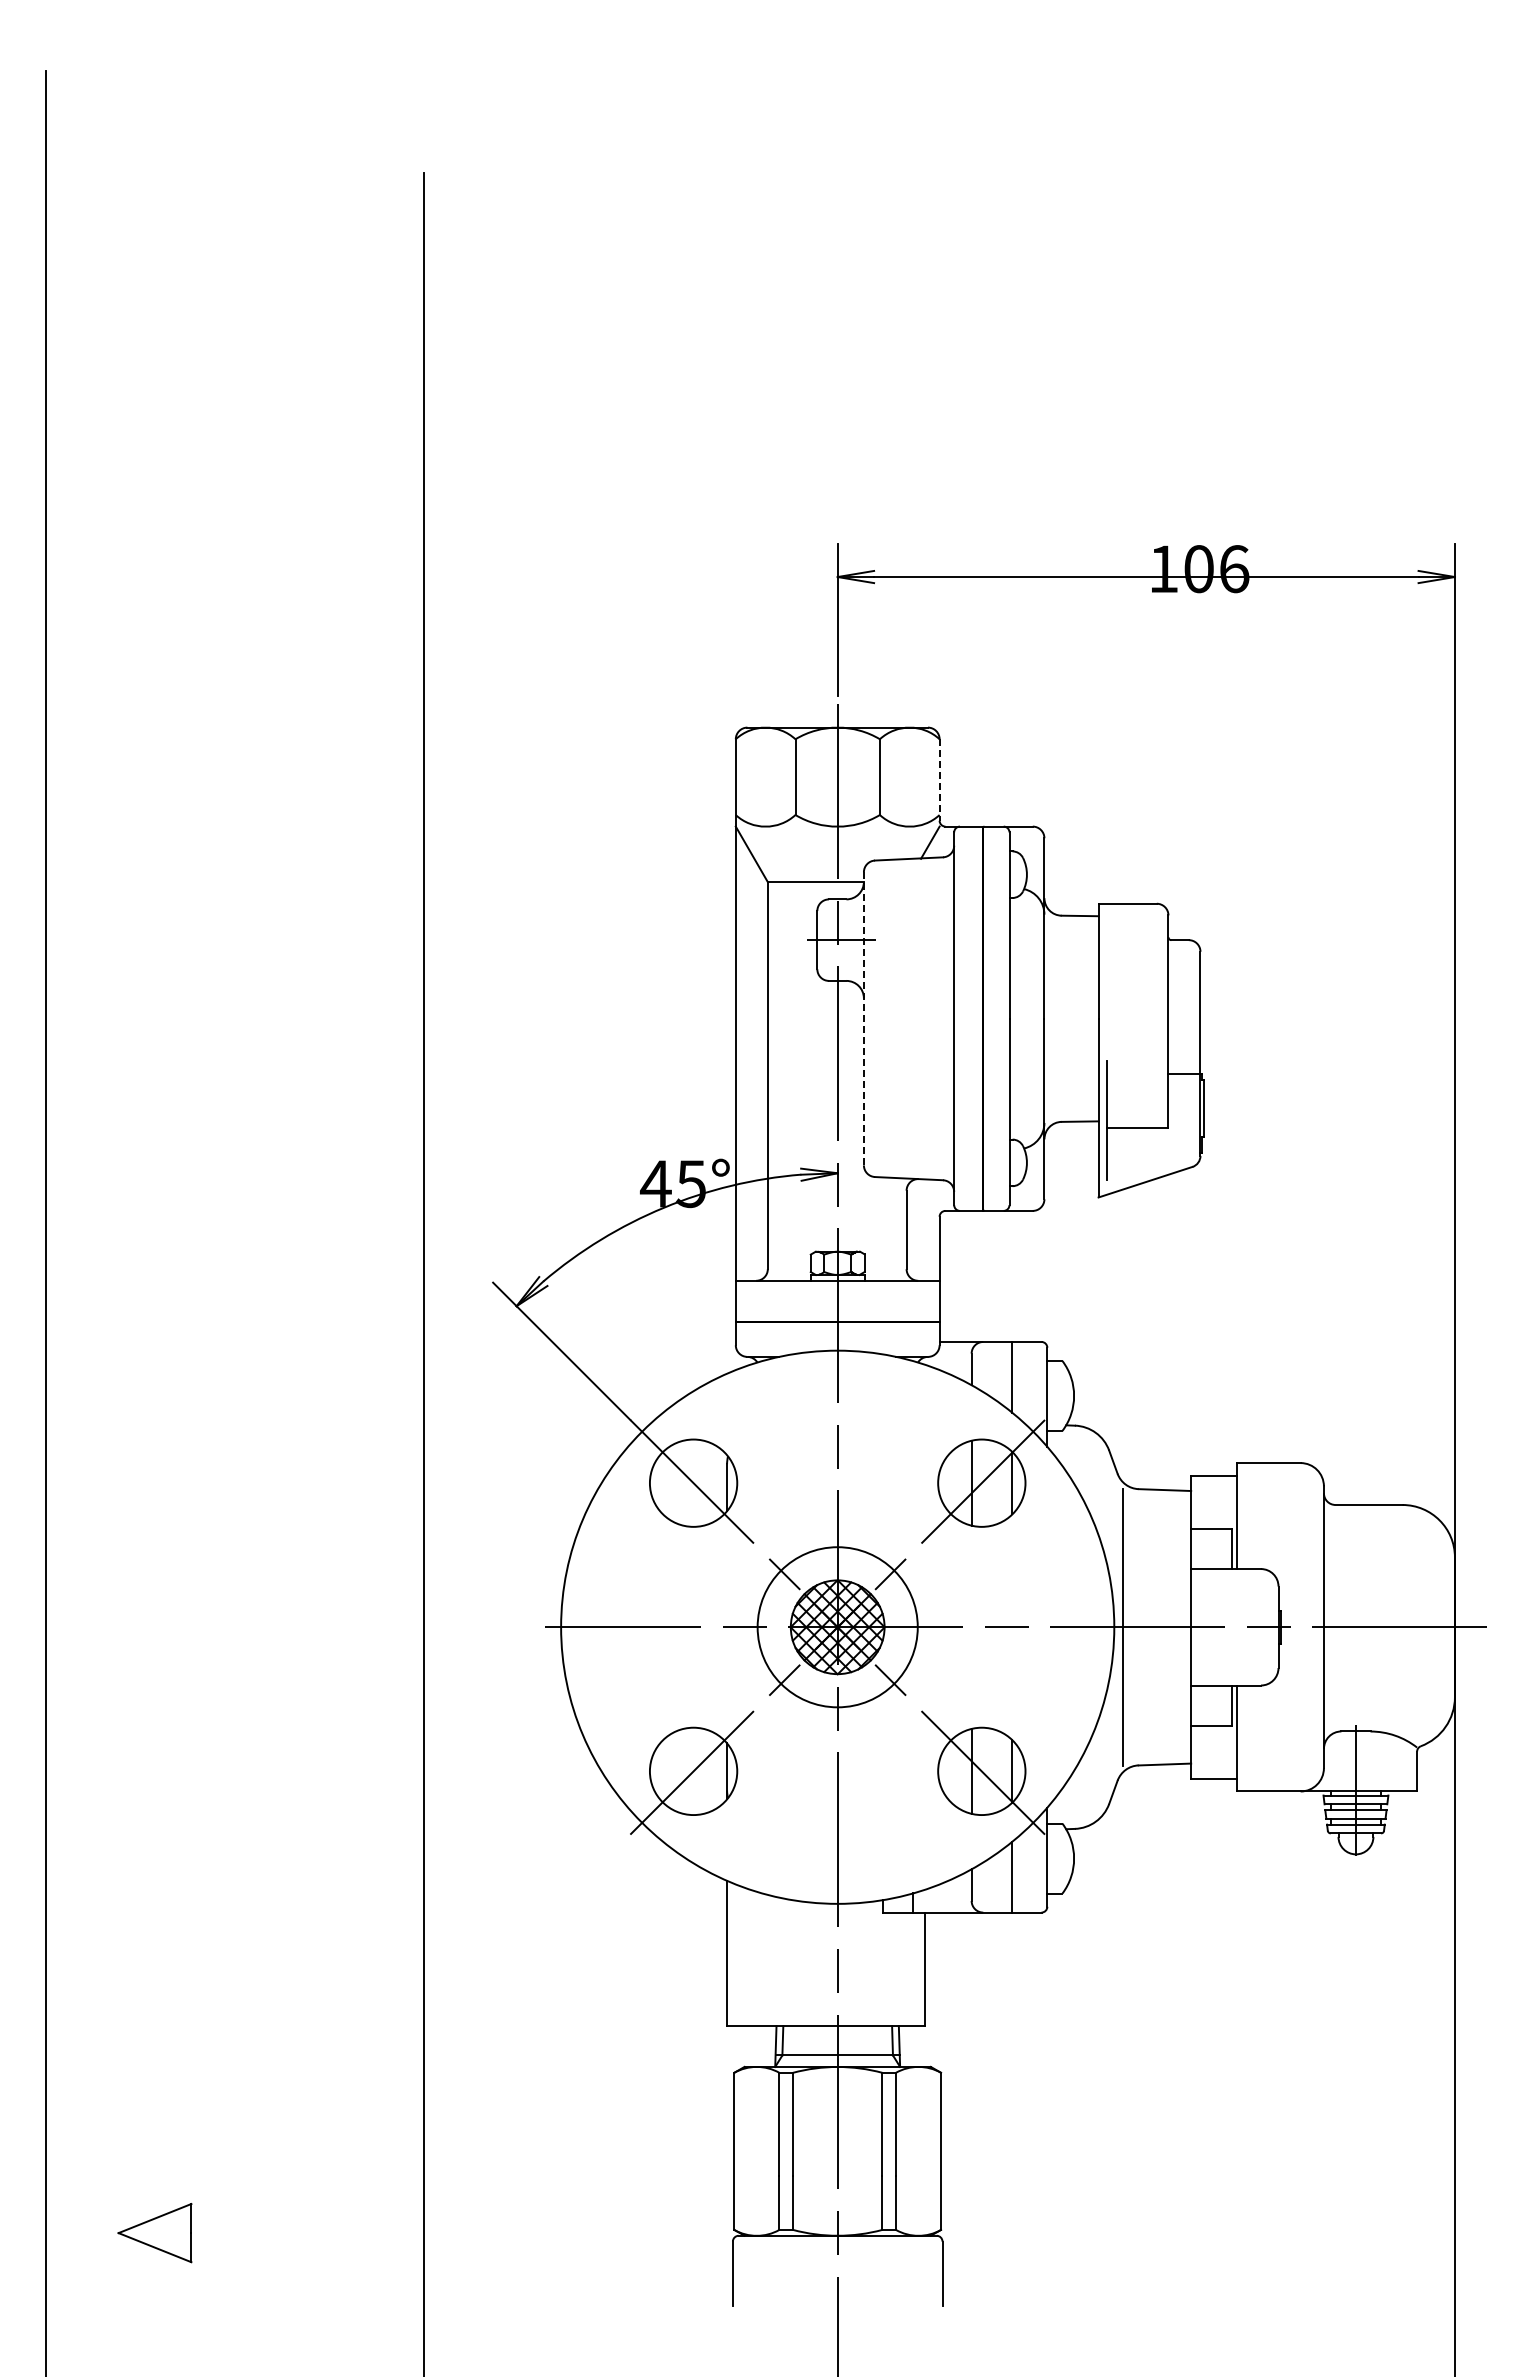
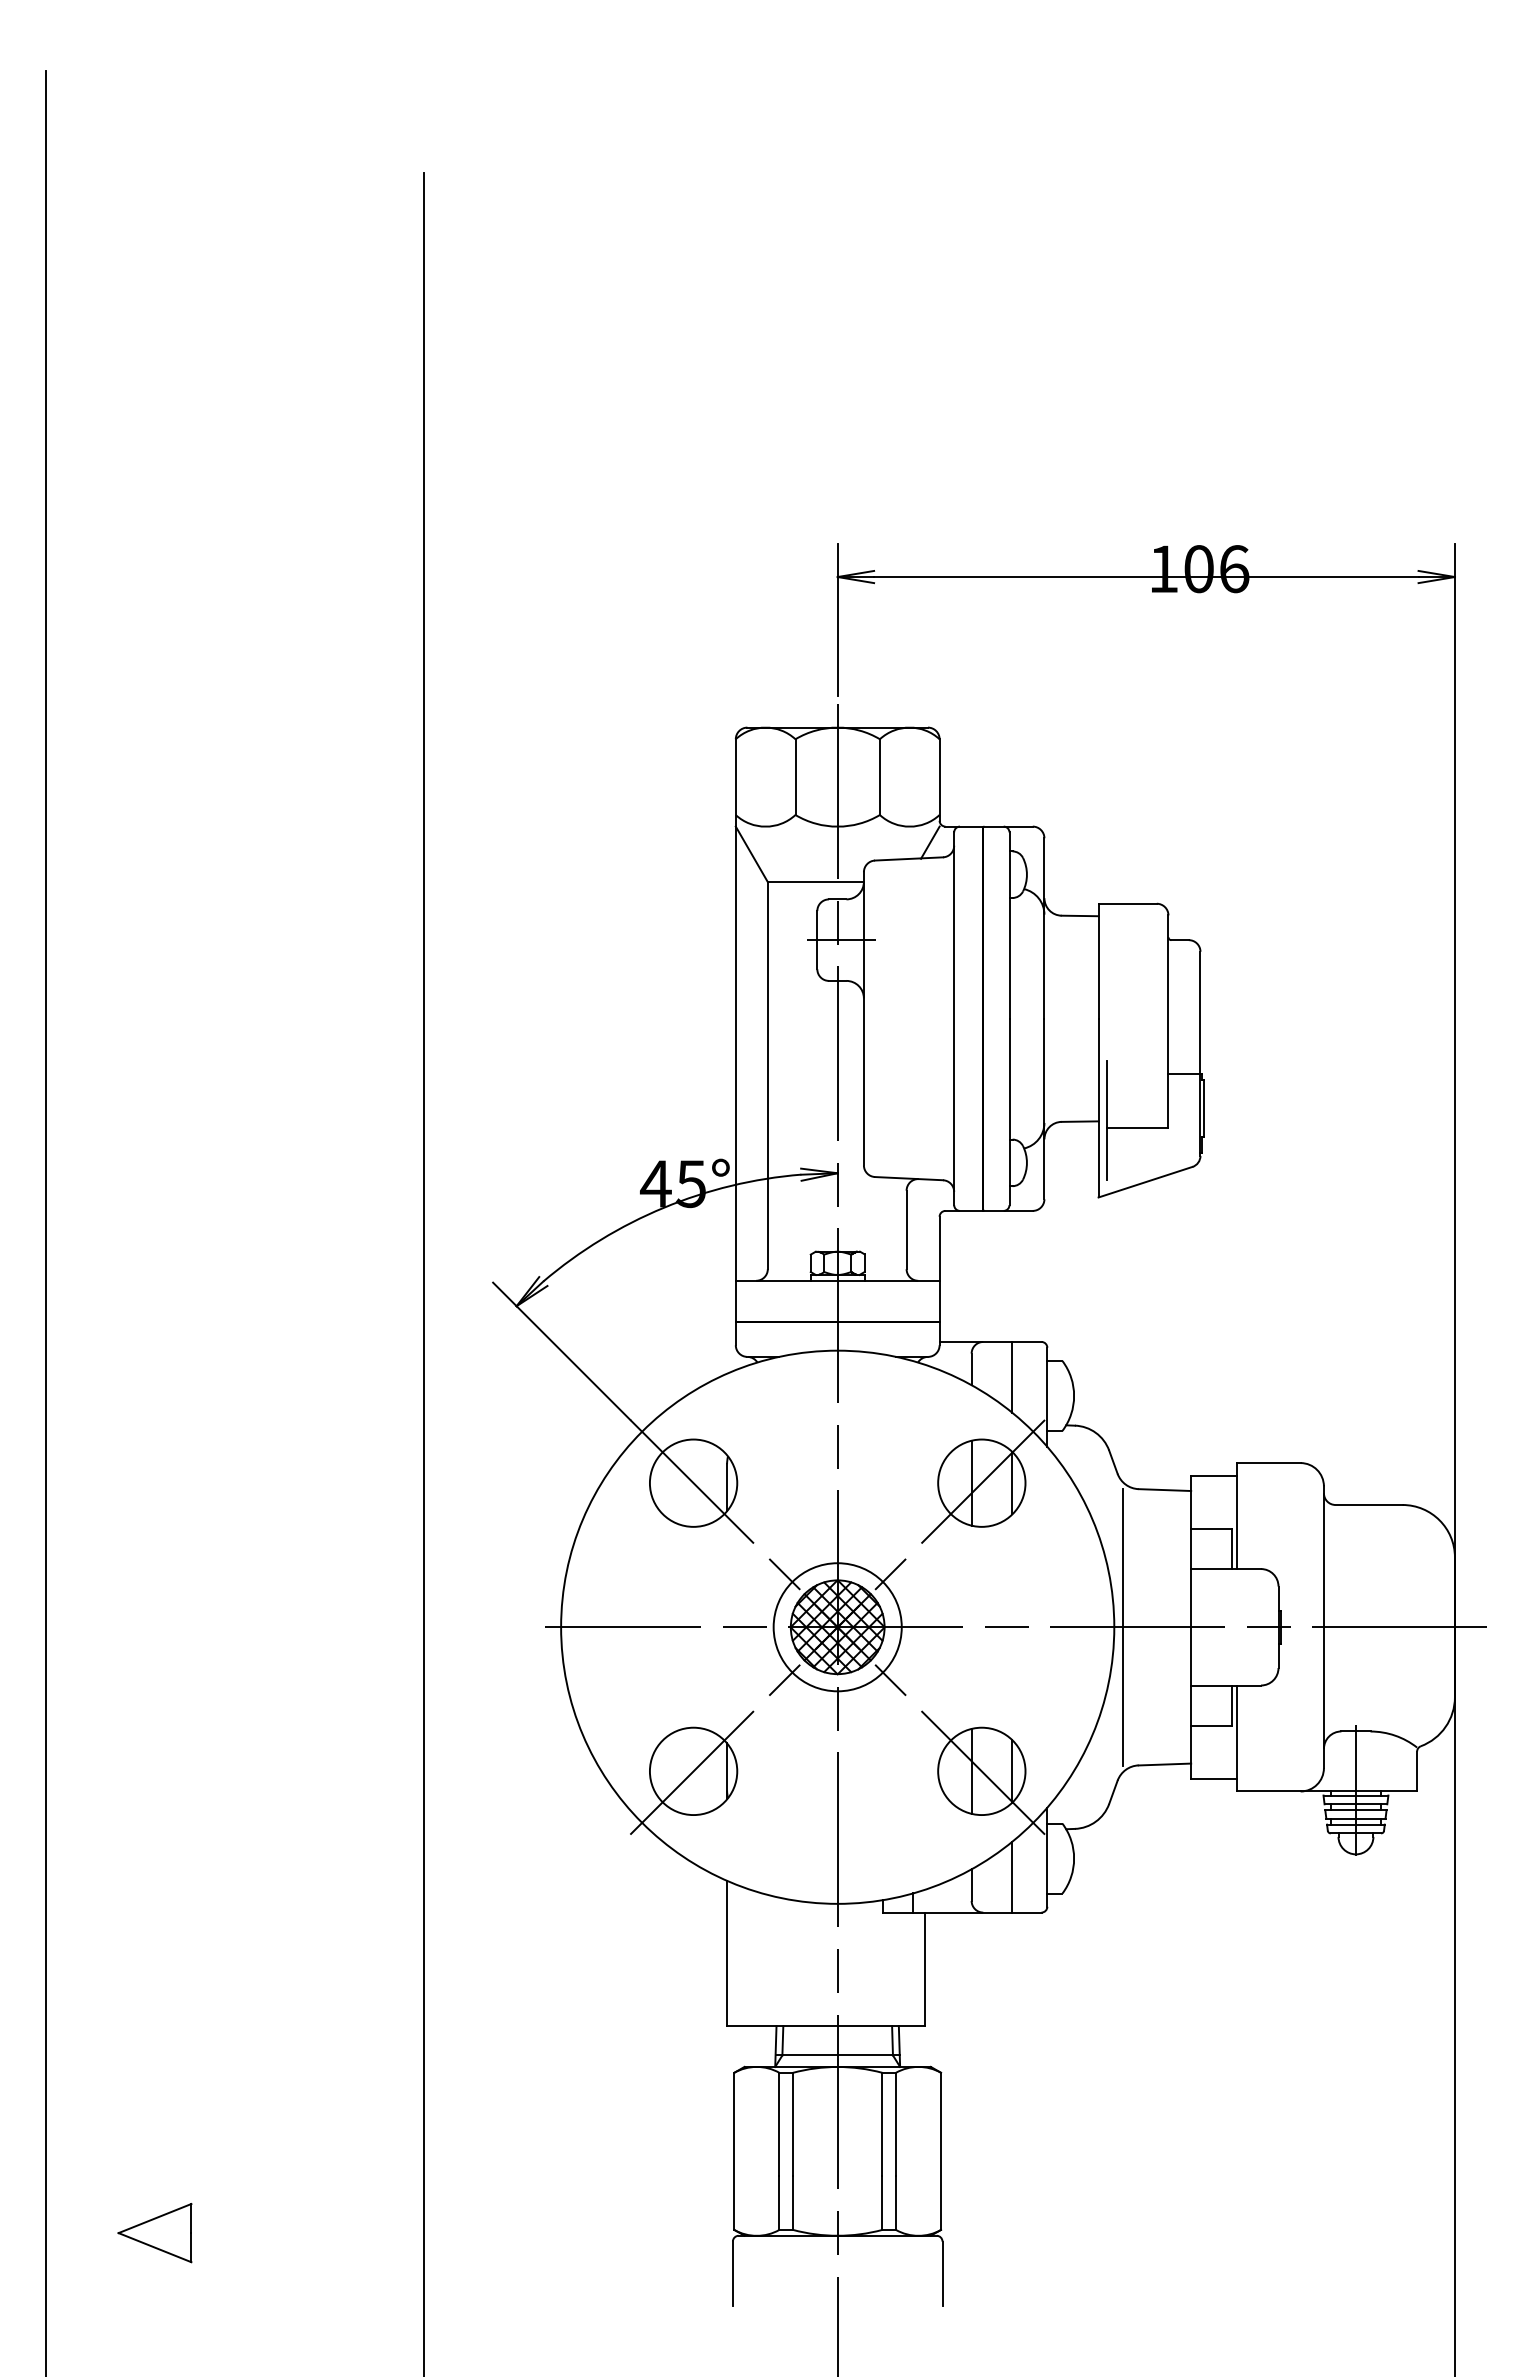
line: dashed -> solid (939, 780)
line: dashed -> solid (863, 1018)
circle diameter: 160 px -> 128 px (837, 1627)
